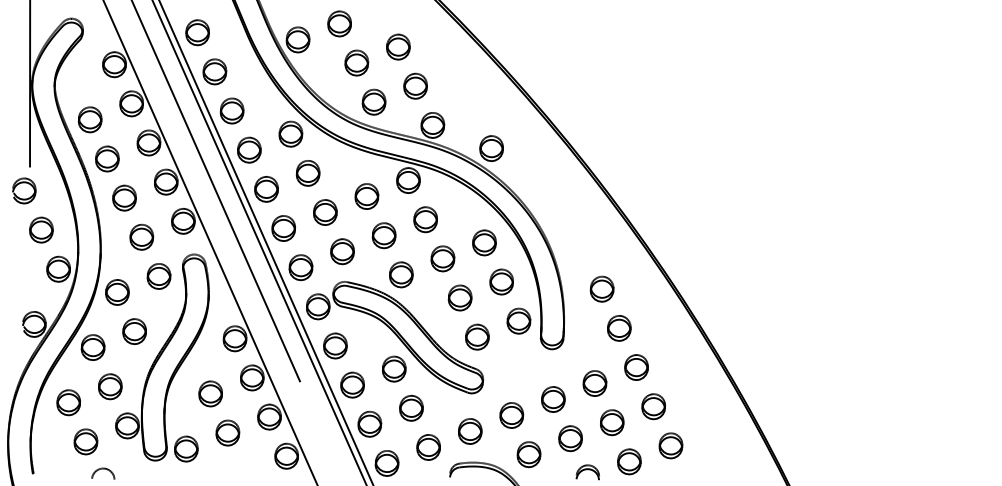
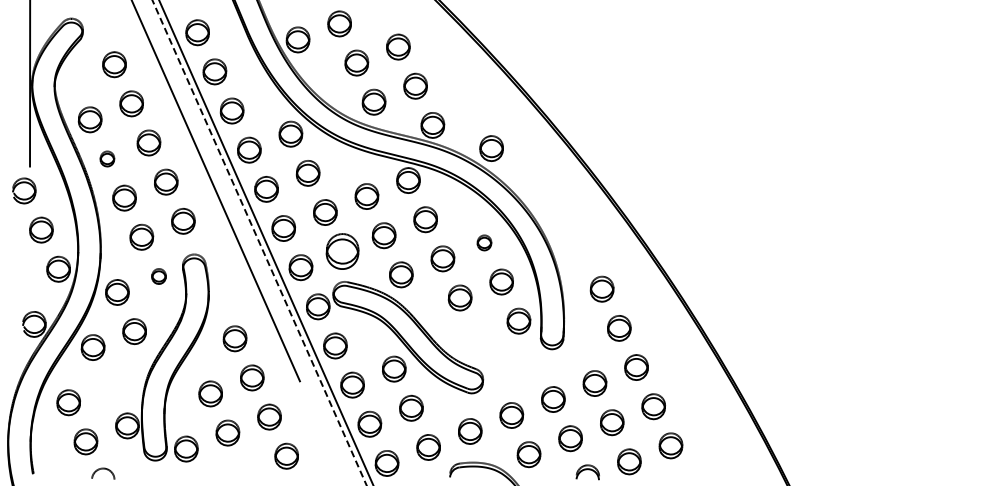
part size: 25x28 px -> 17x18 px (107, 158)
line: present -> none (210, 242)
line: solid -> dashed (259, 242)
part size: 25x28 px -> 17x18 px (484, 242)
part size: 25x28 px -> 35x37 px (342, 251)
part size: 26x27 px -> 16x17 px (158, 276)
part: present -> none (477, 336)
part: present -> none (110, 386)
